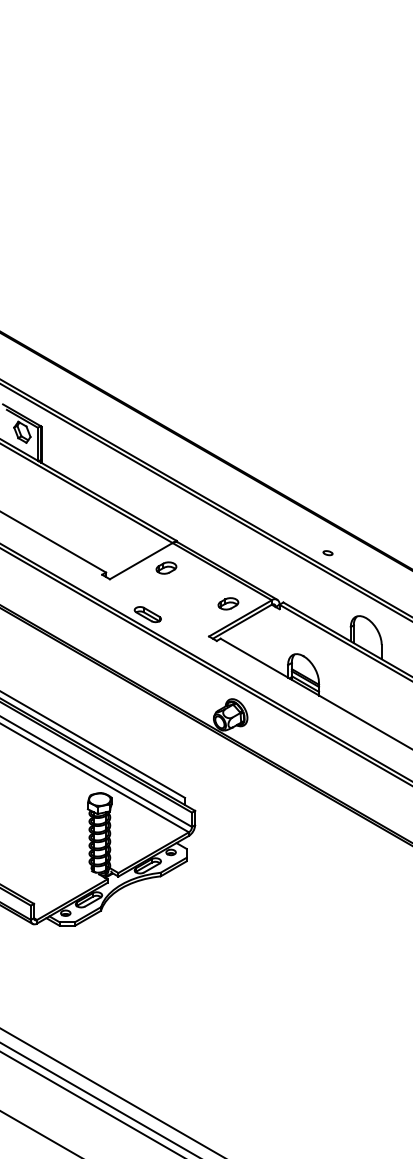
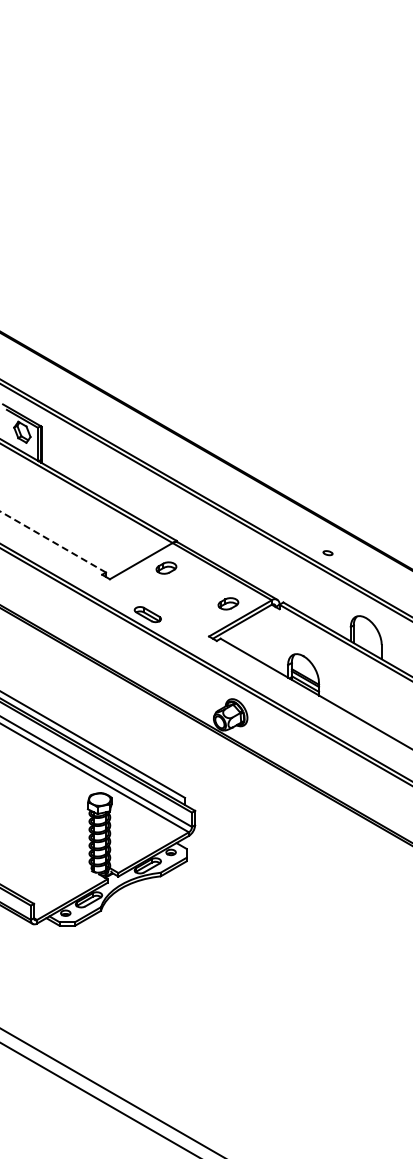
line: solid -> dashed (53, 542)
line: present -> none (91, 1103)
line: present -> none (40, 1133)
